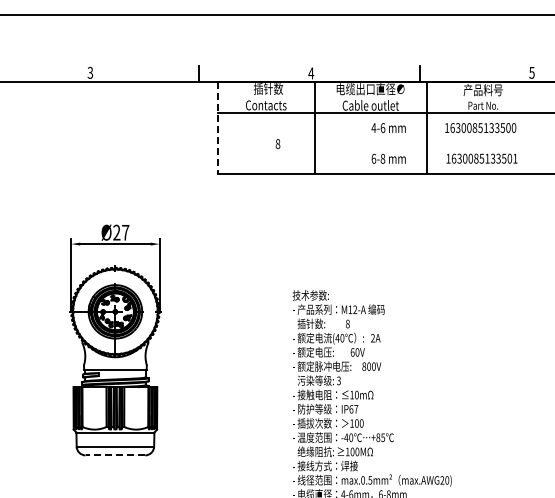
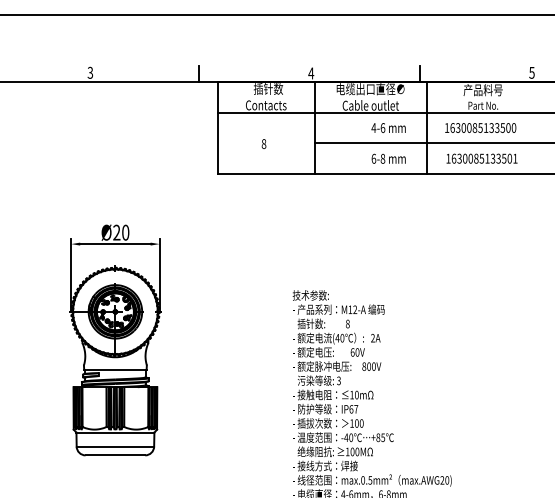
line: dashed -> solid (217, 128)
text position: (277, 143) -> (263, 143) (263, 143)
line: none -> present (432, 143)
text: Ø27 -> Ø20 (125, 232)
line: dashed -> solid (115, 455)
